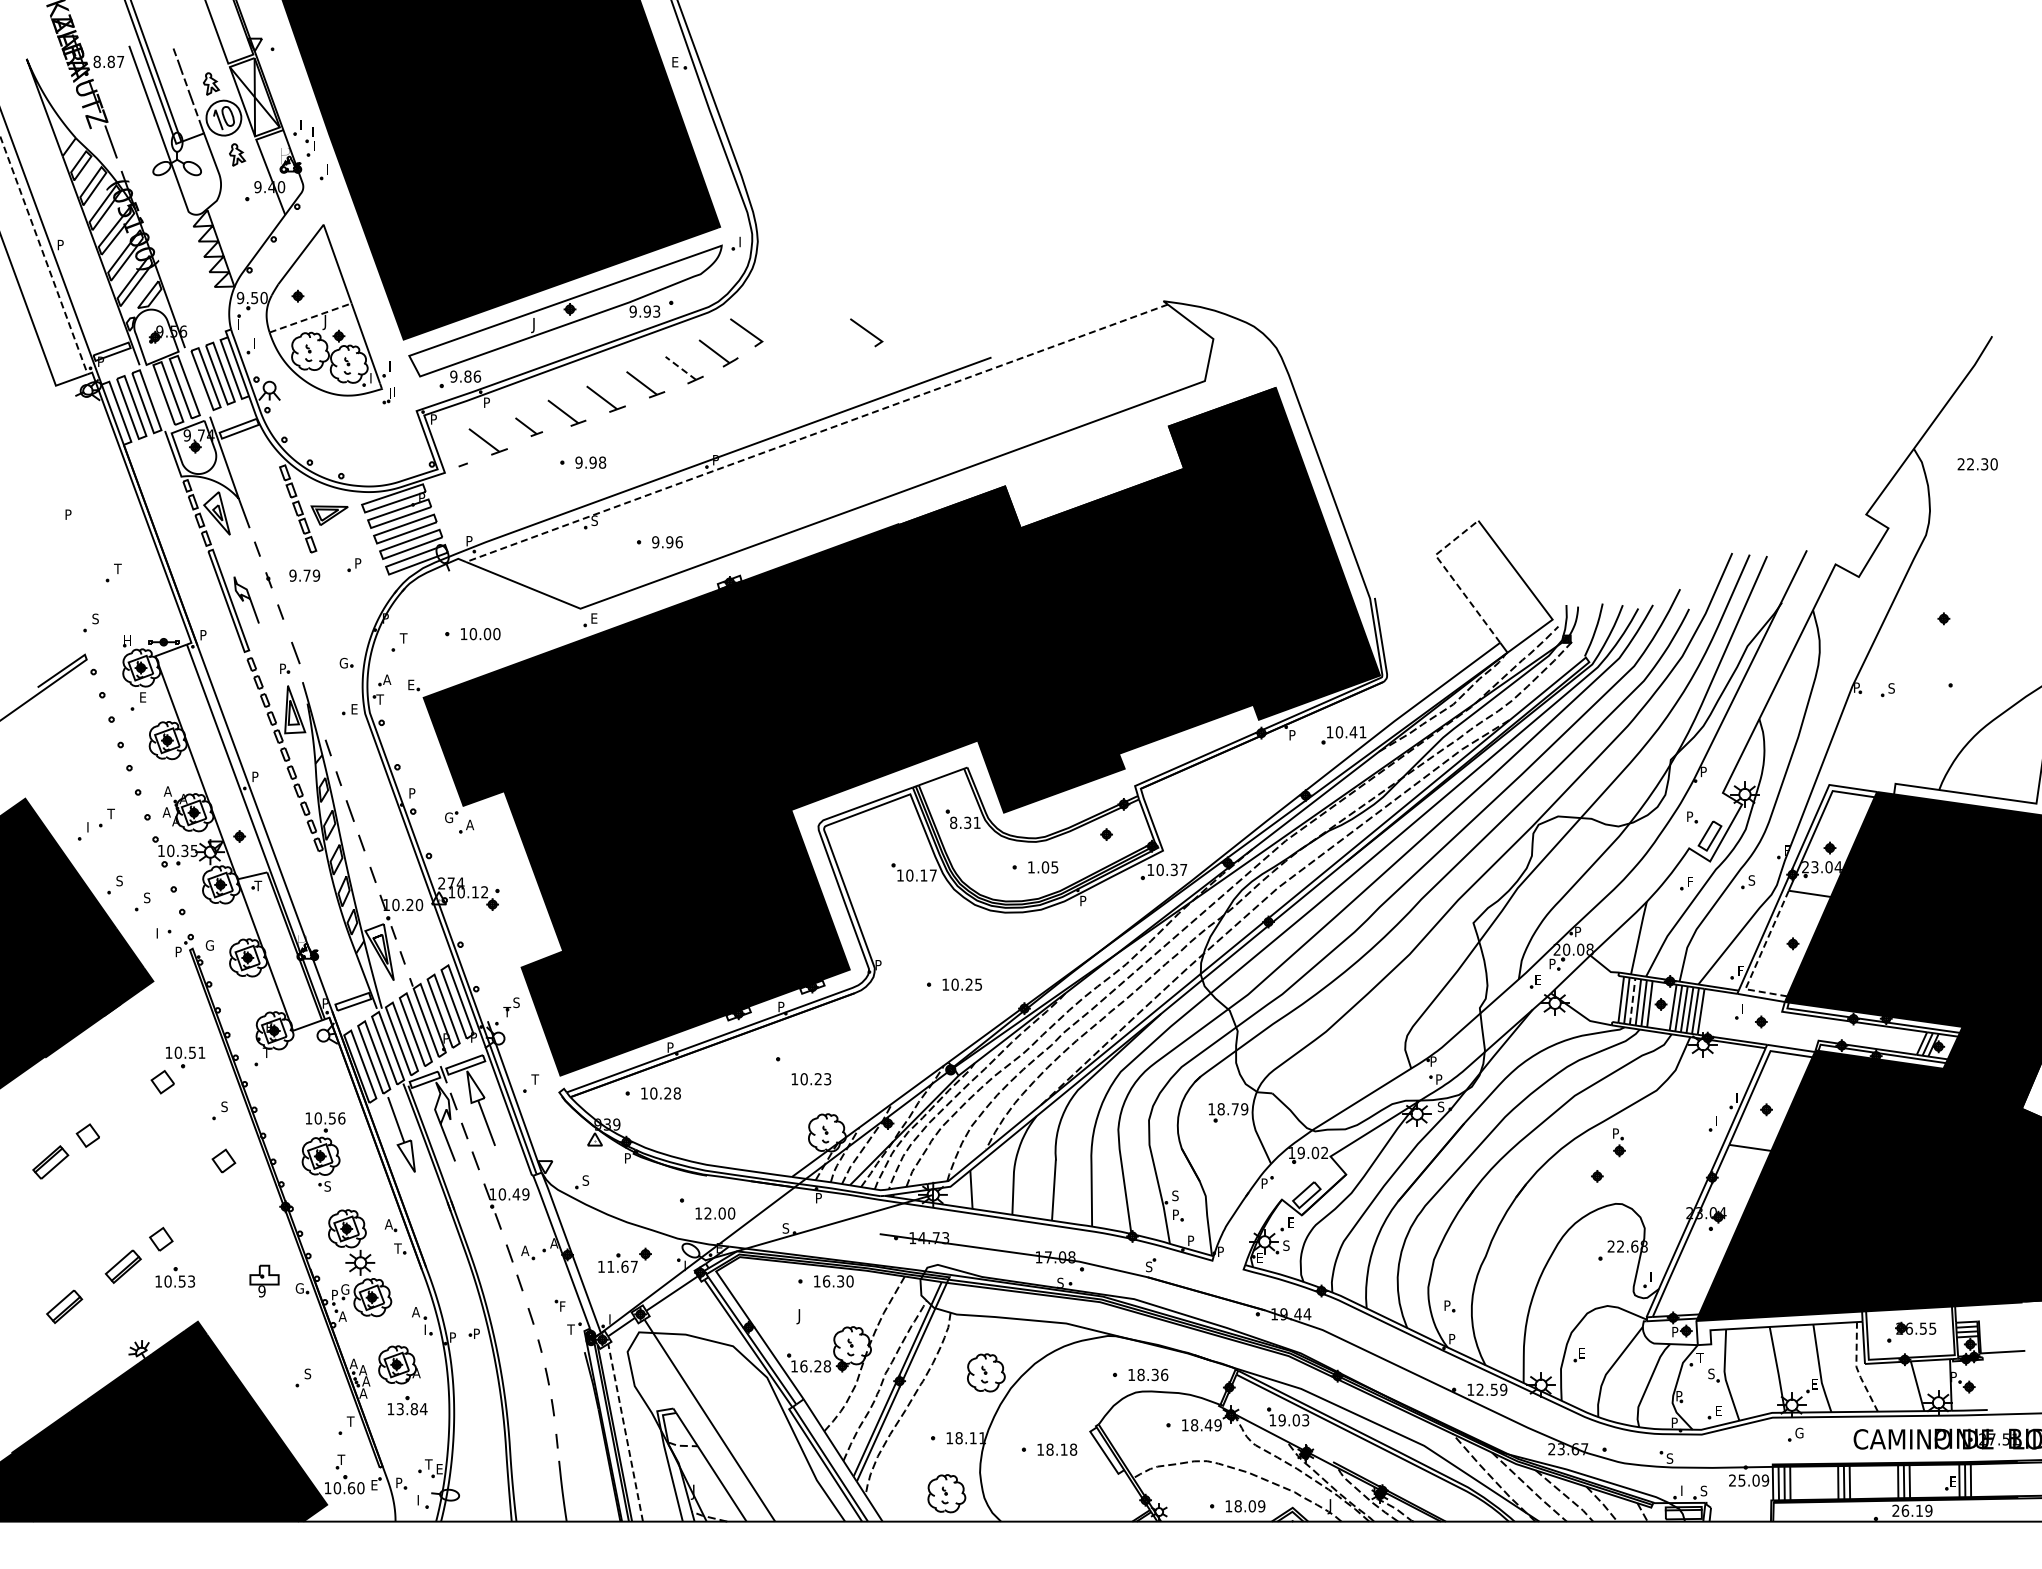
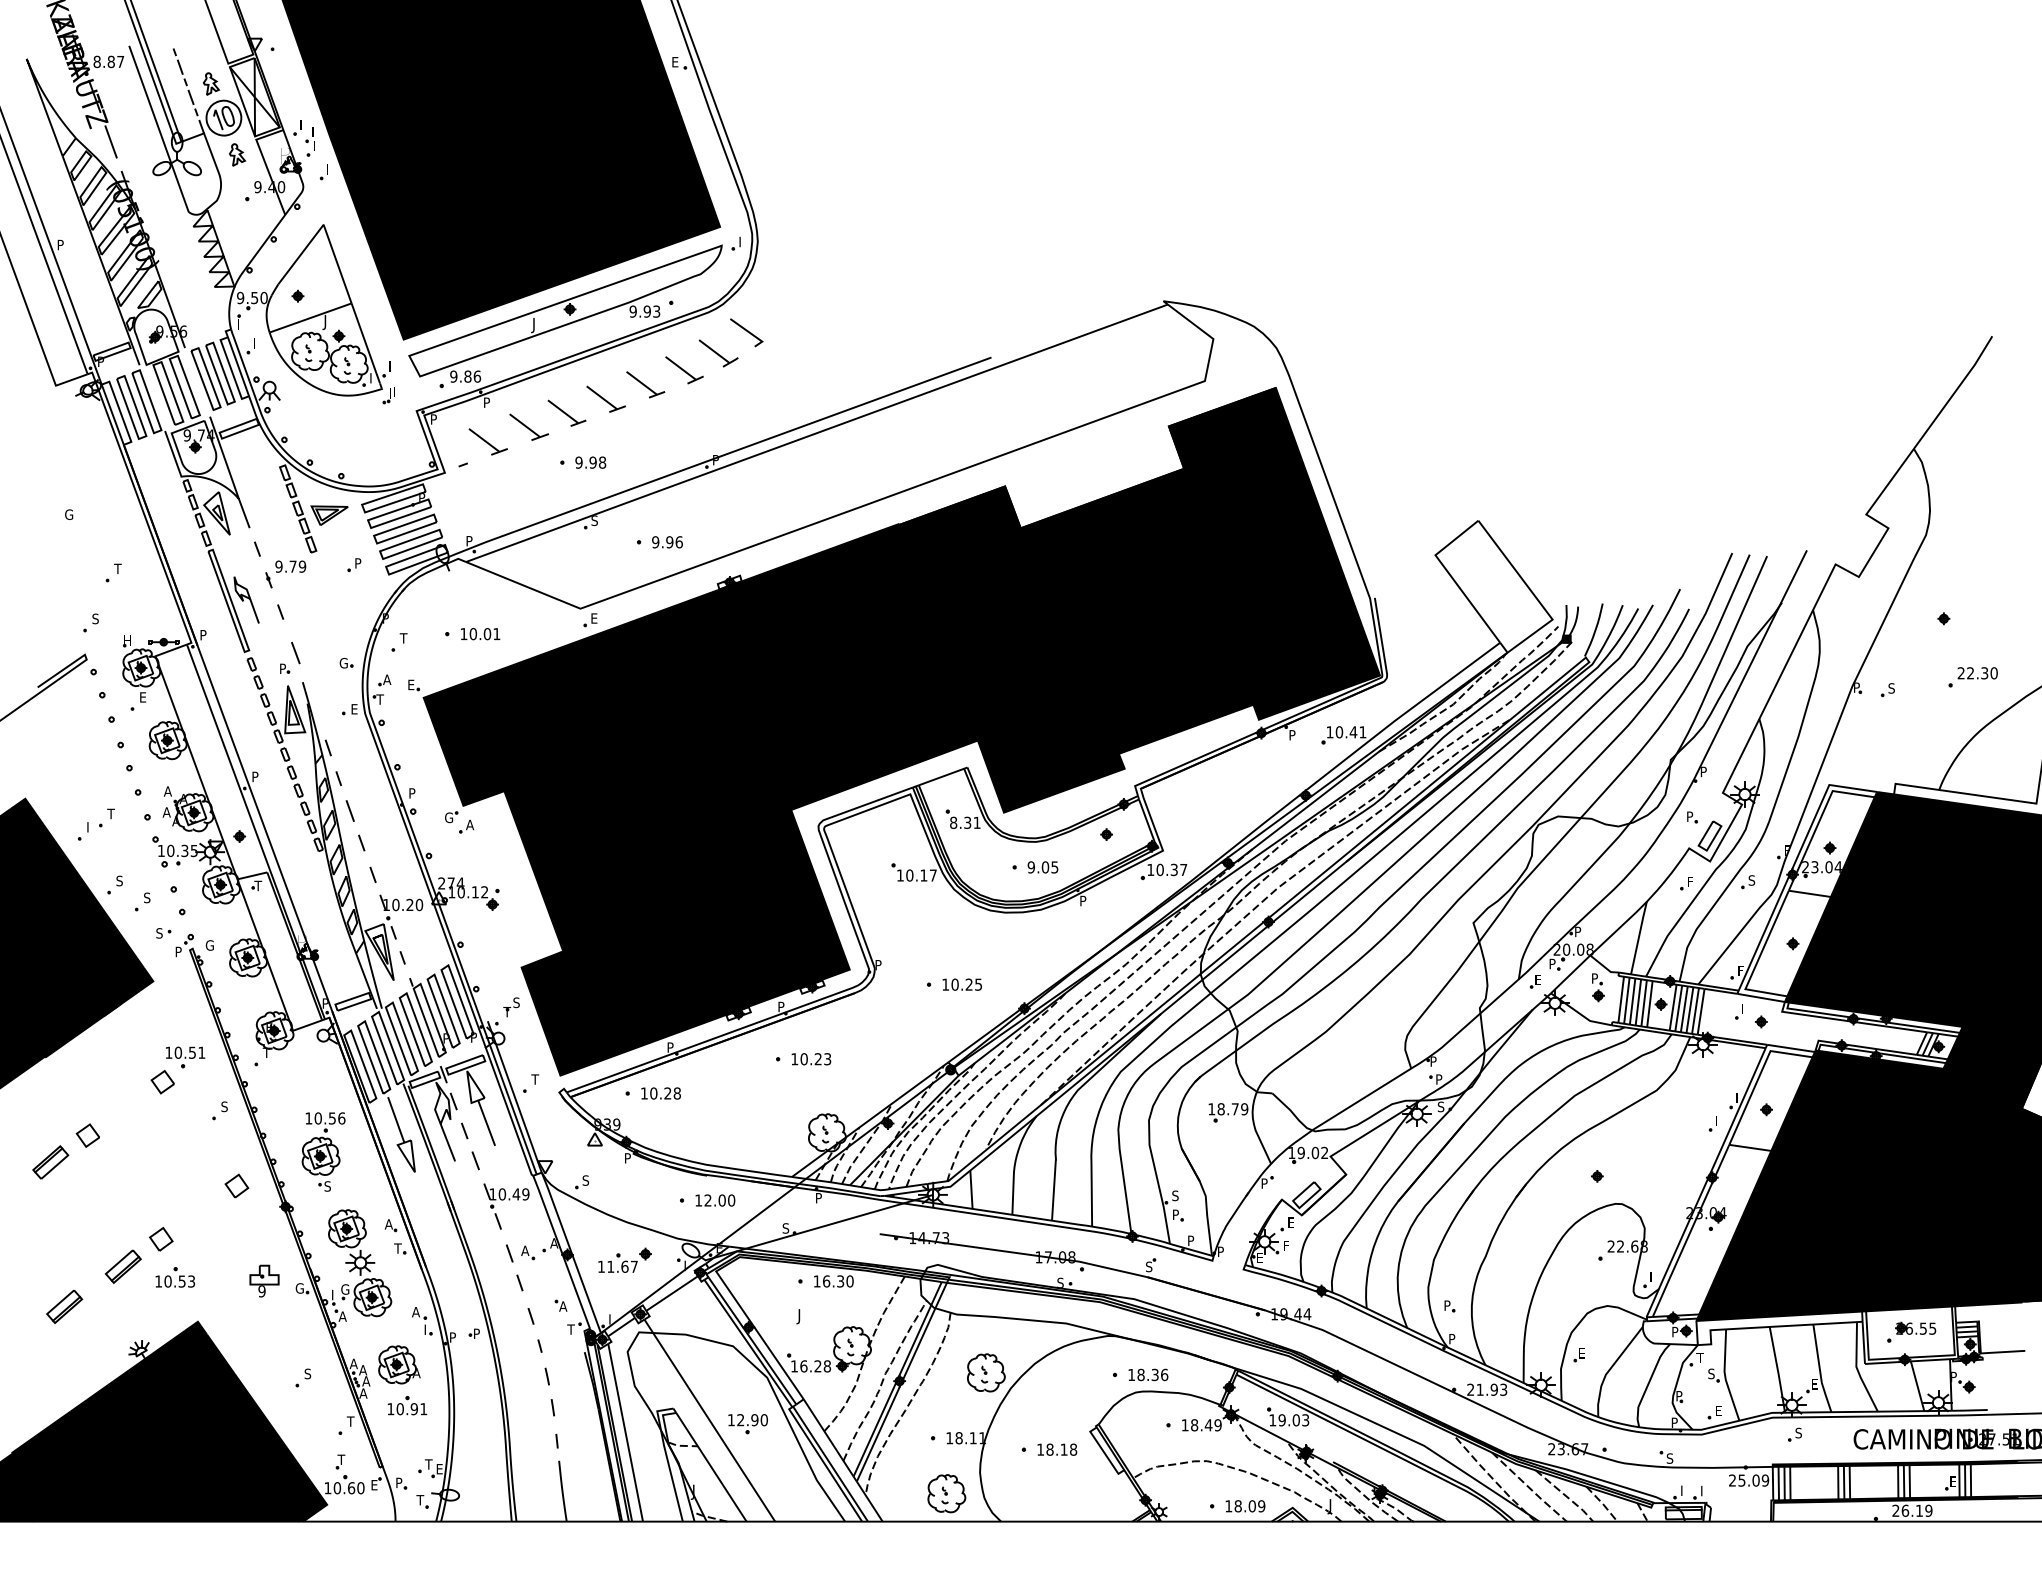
line: dashed -> solid (43, 255)
line: dashed -> solid (311, 317)
line: present -> none (866, 331)
line: dashed -> solid (680, 368)
part size: 28x20 px -> 40x28 px (528, 426)
line: dashed -> solid (815, 433)
text position: (1977, 464) -> (1977, 673) (1977, 673)
text: P -> G (69, 514)
text position: (304, 575) -> (290, 566) (290, 566)
line: dashed -> solid (1450, 576)
text: 10.00 -> 10.01 (496, 634)
text: 1.05 -> 9.05 (1030, 867)
text: I -> S (159, 933)
line: dashed -> solid (1758, 960)
line: dashed -> solid (1632, 1001)
text position: (811, 1079) -> (811, 1059) (811, 1059)
part position: (1619, 1142) -> (1598, 987) (1598, 987)
part position: (223, 1160) -> (236, 1185) (236, 1185)
text position: (715, 1213) -> (715, 1200) (715, 1200)
text: S -> F (1286, 1245)
text: P -> I (335, 1292)
text: F -> A (563, 1306)
line: dashed -> solid (1857, 1369)
text: 12.59 -> 21.93 (1487, 1389)
text: 13.84 -> 10.91 (411, 1409)
part: none -> present (747, 1424)
line: dashed -> solid (625, 1432)
text: G -> S (1799, 1432)
text: S -> I (1703, 1490)
text: I -> T (420, 1500)
